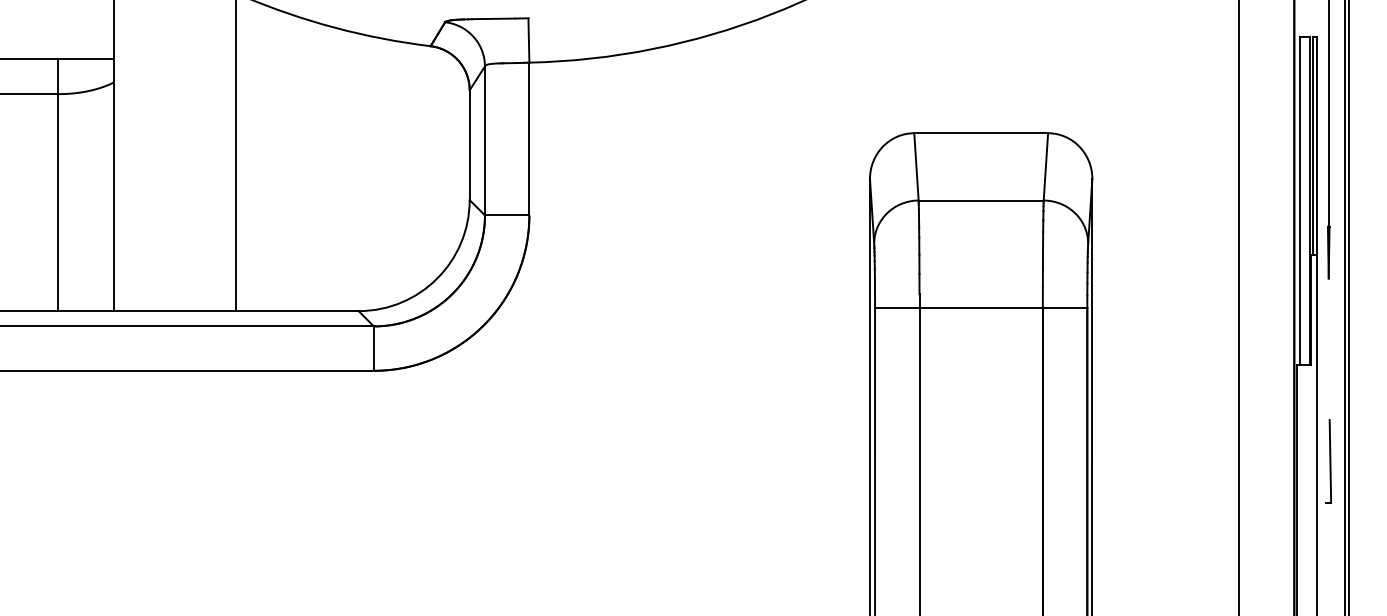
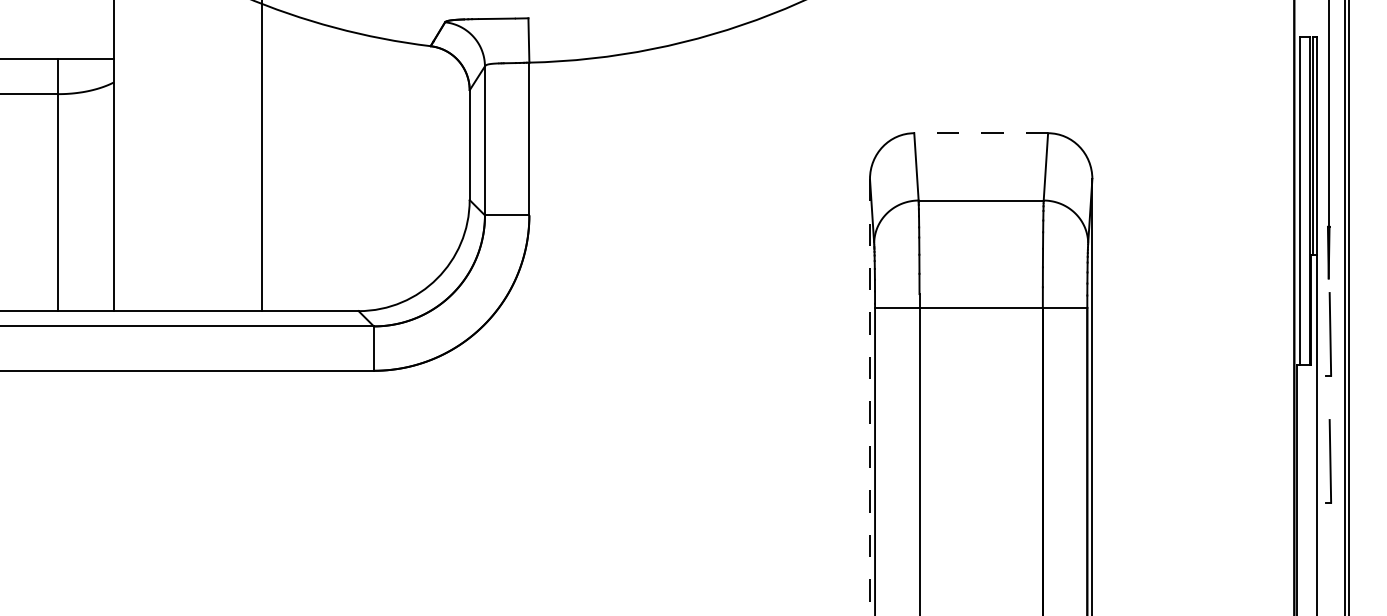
line: solid -> dashed (981, 133)
line position: (236, 156) -> (262, 156) (262, 156)
line: present -> none (1238, 307)
part: none -> present (1328, 334)
line: solid -> dashed (869, 397)
